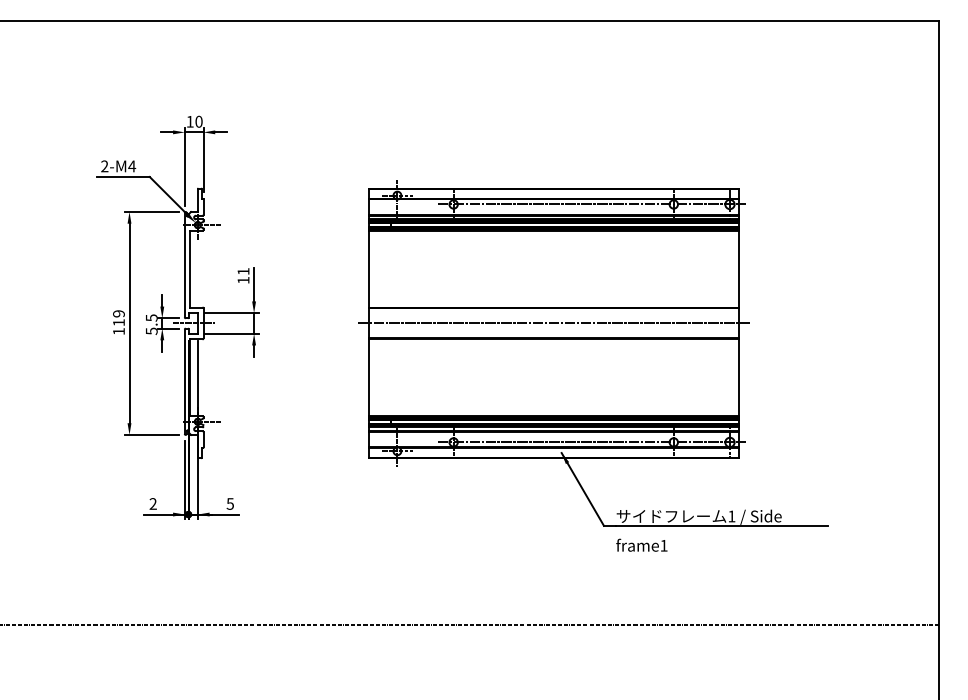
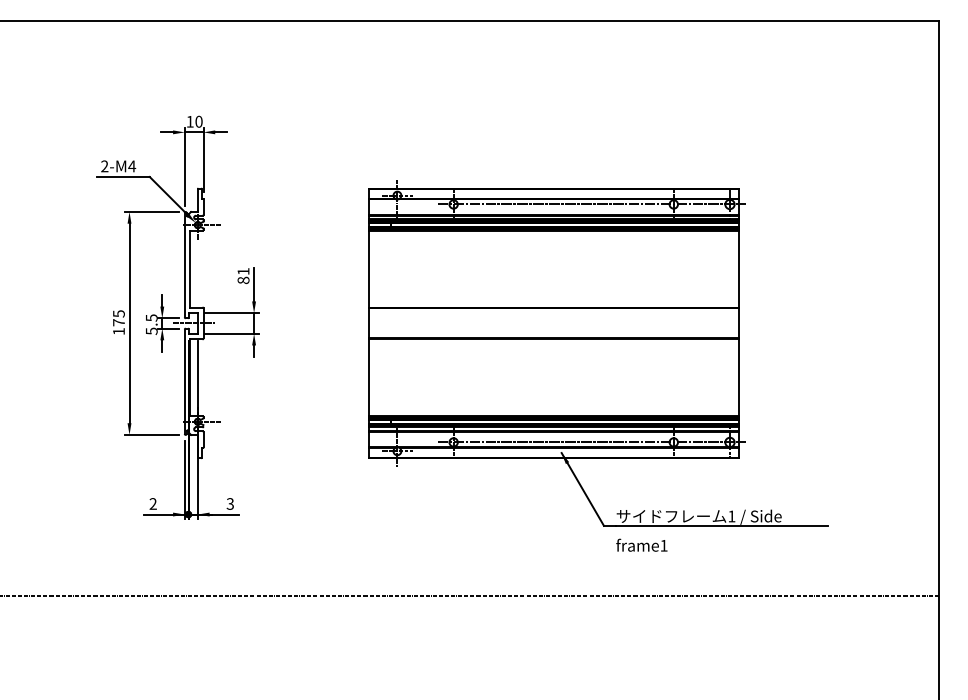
text: 11 -> 81 (243, 280)
text: 119 -> 175 (118, 318)
line: present -> none (554, 323)
text: 5 -> 3 (230, 503)
line position: (470, 624) -> (470, 595) (470, 595)
